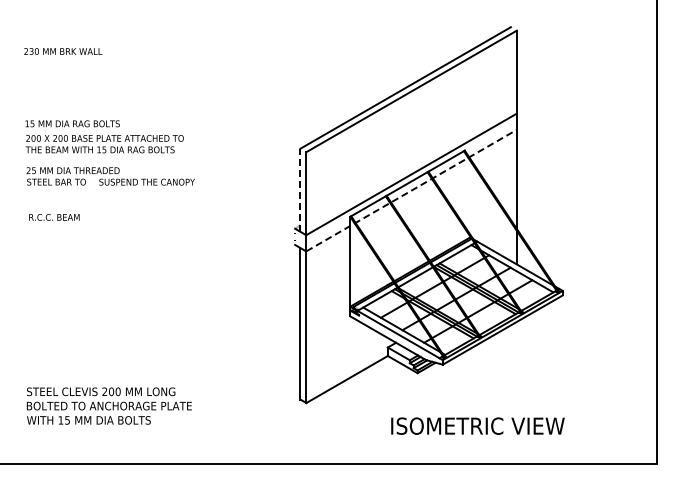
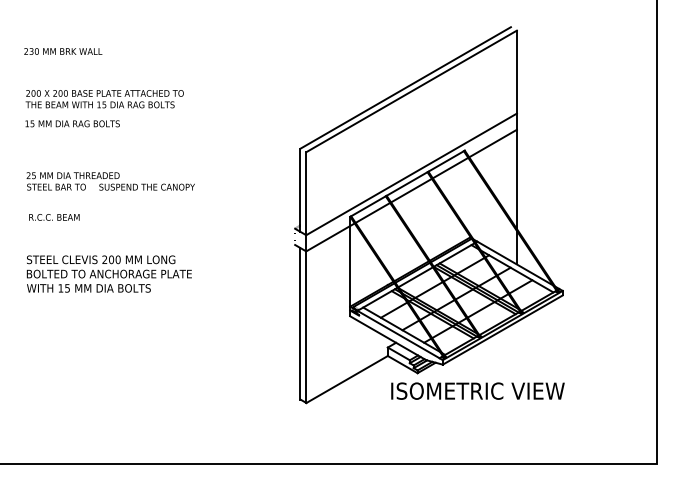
text position: (104, 144) -> (104, 99) (104, 99)
text position: (110, 176) -> (110, 181) (110, 181)
line: dashed -> solid (300, 190)
line: dashed -> solid (411, 190)
text position: (108, 405) -> (108, 273) (108, 273)
text position: (477, 425) -> (477, 390) (477, 390)
